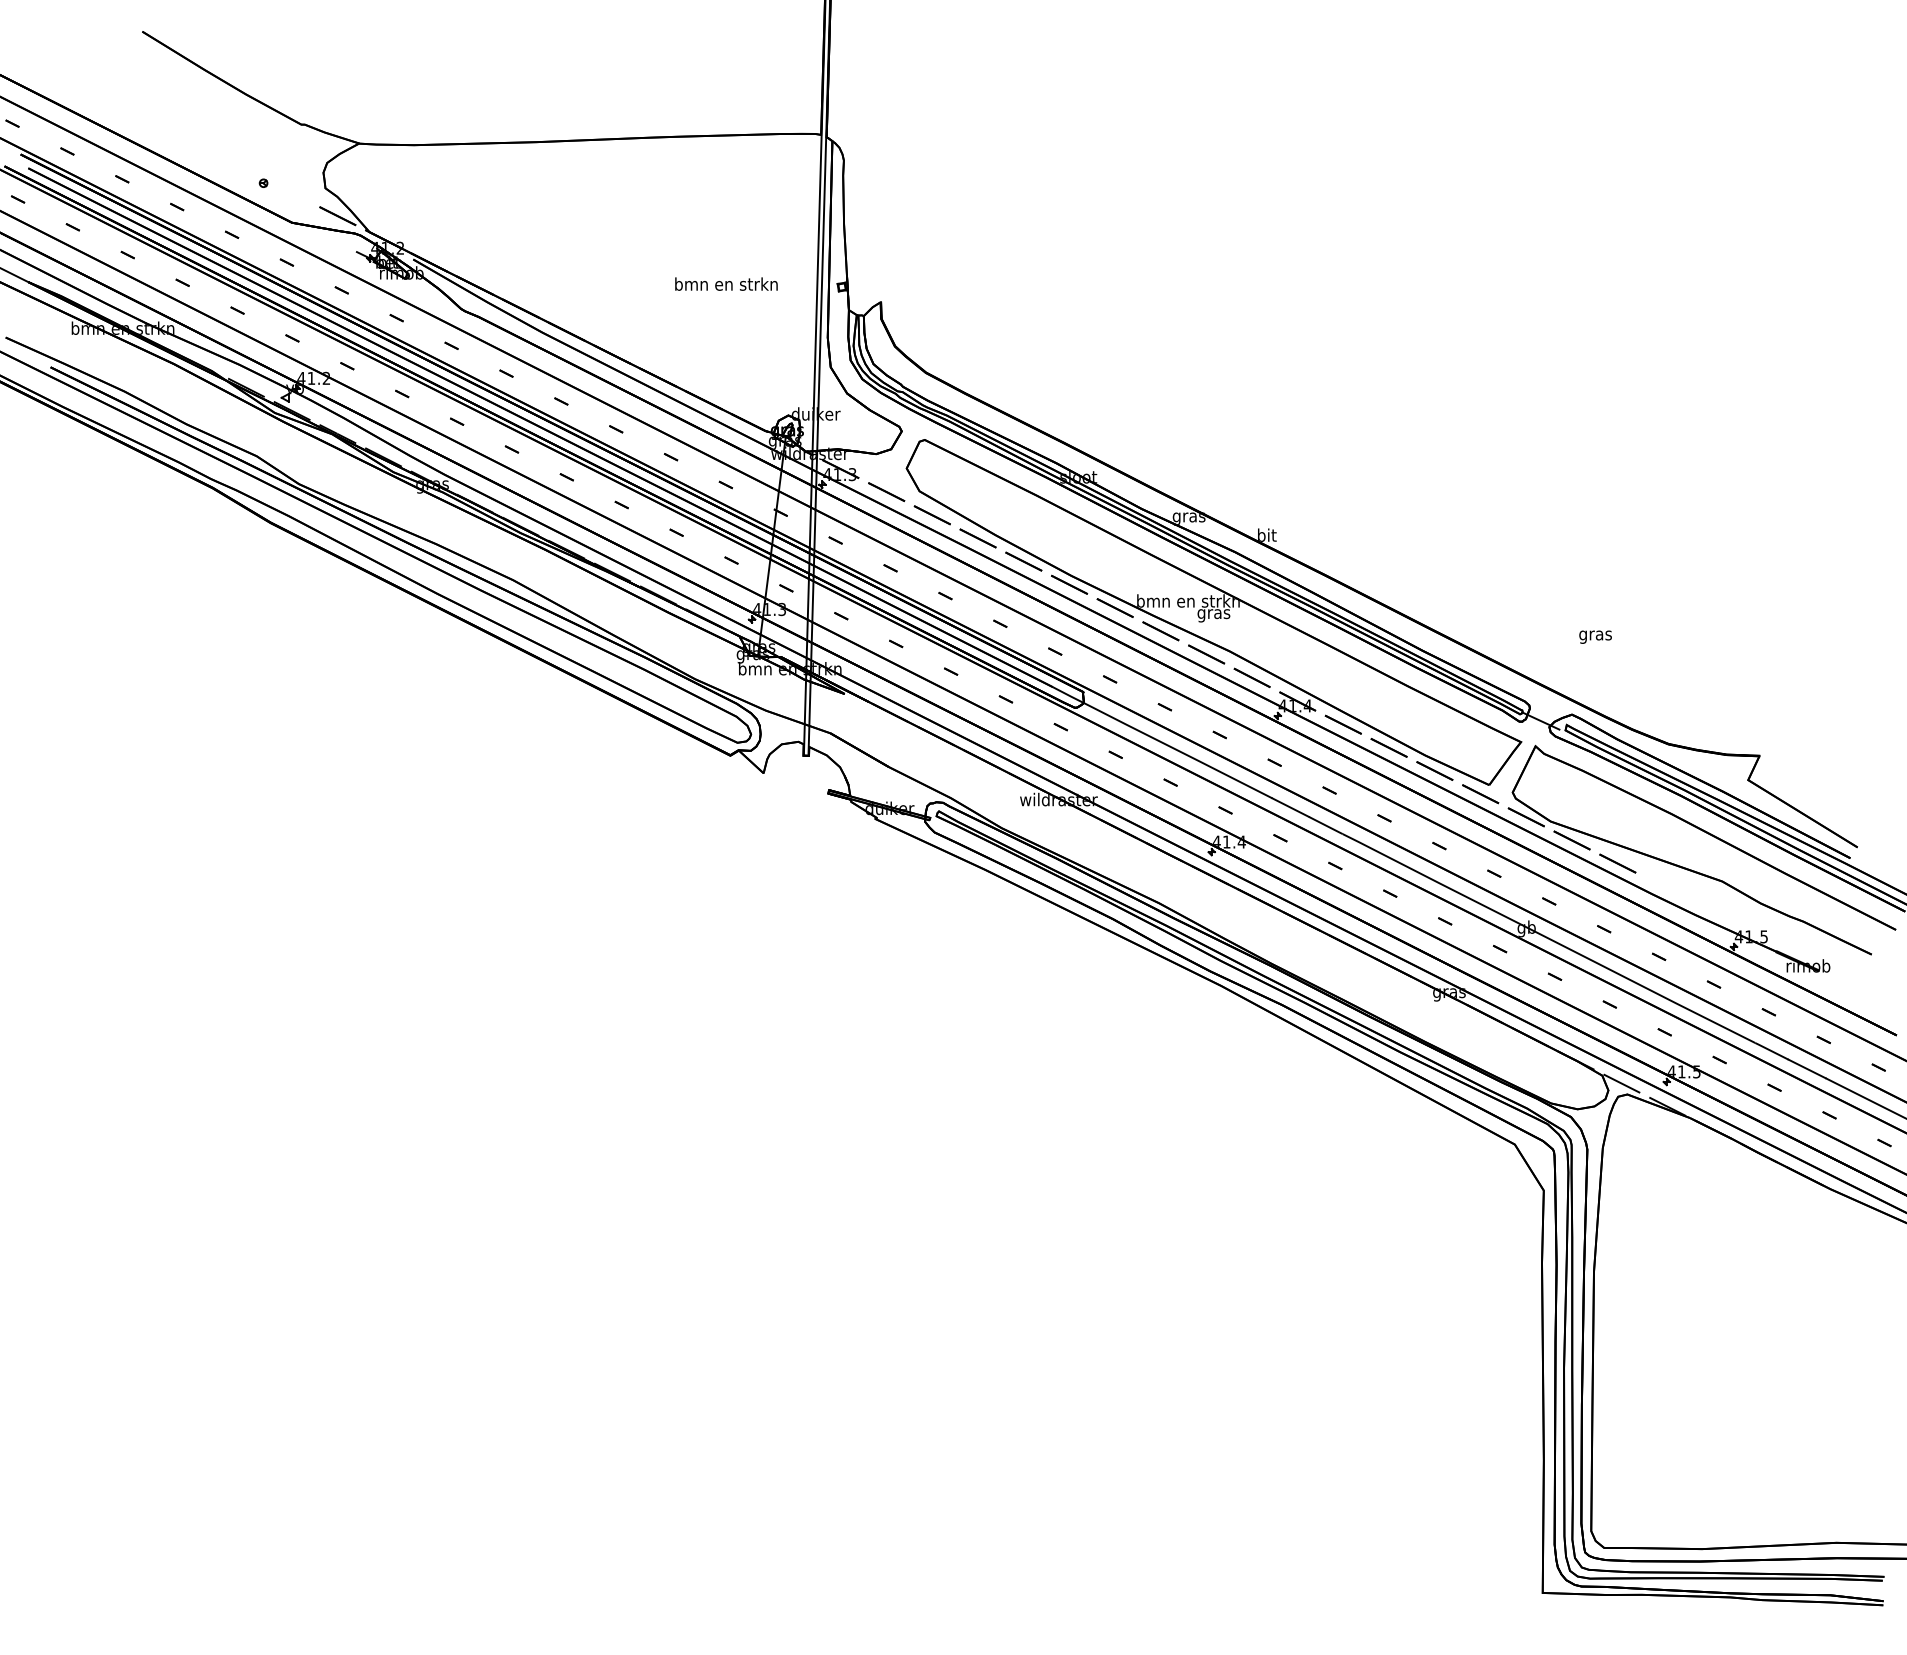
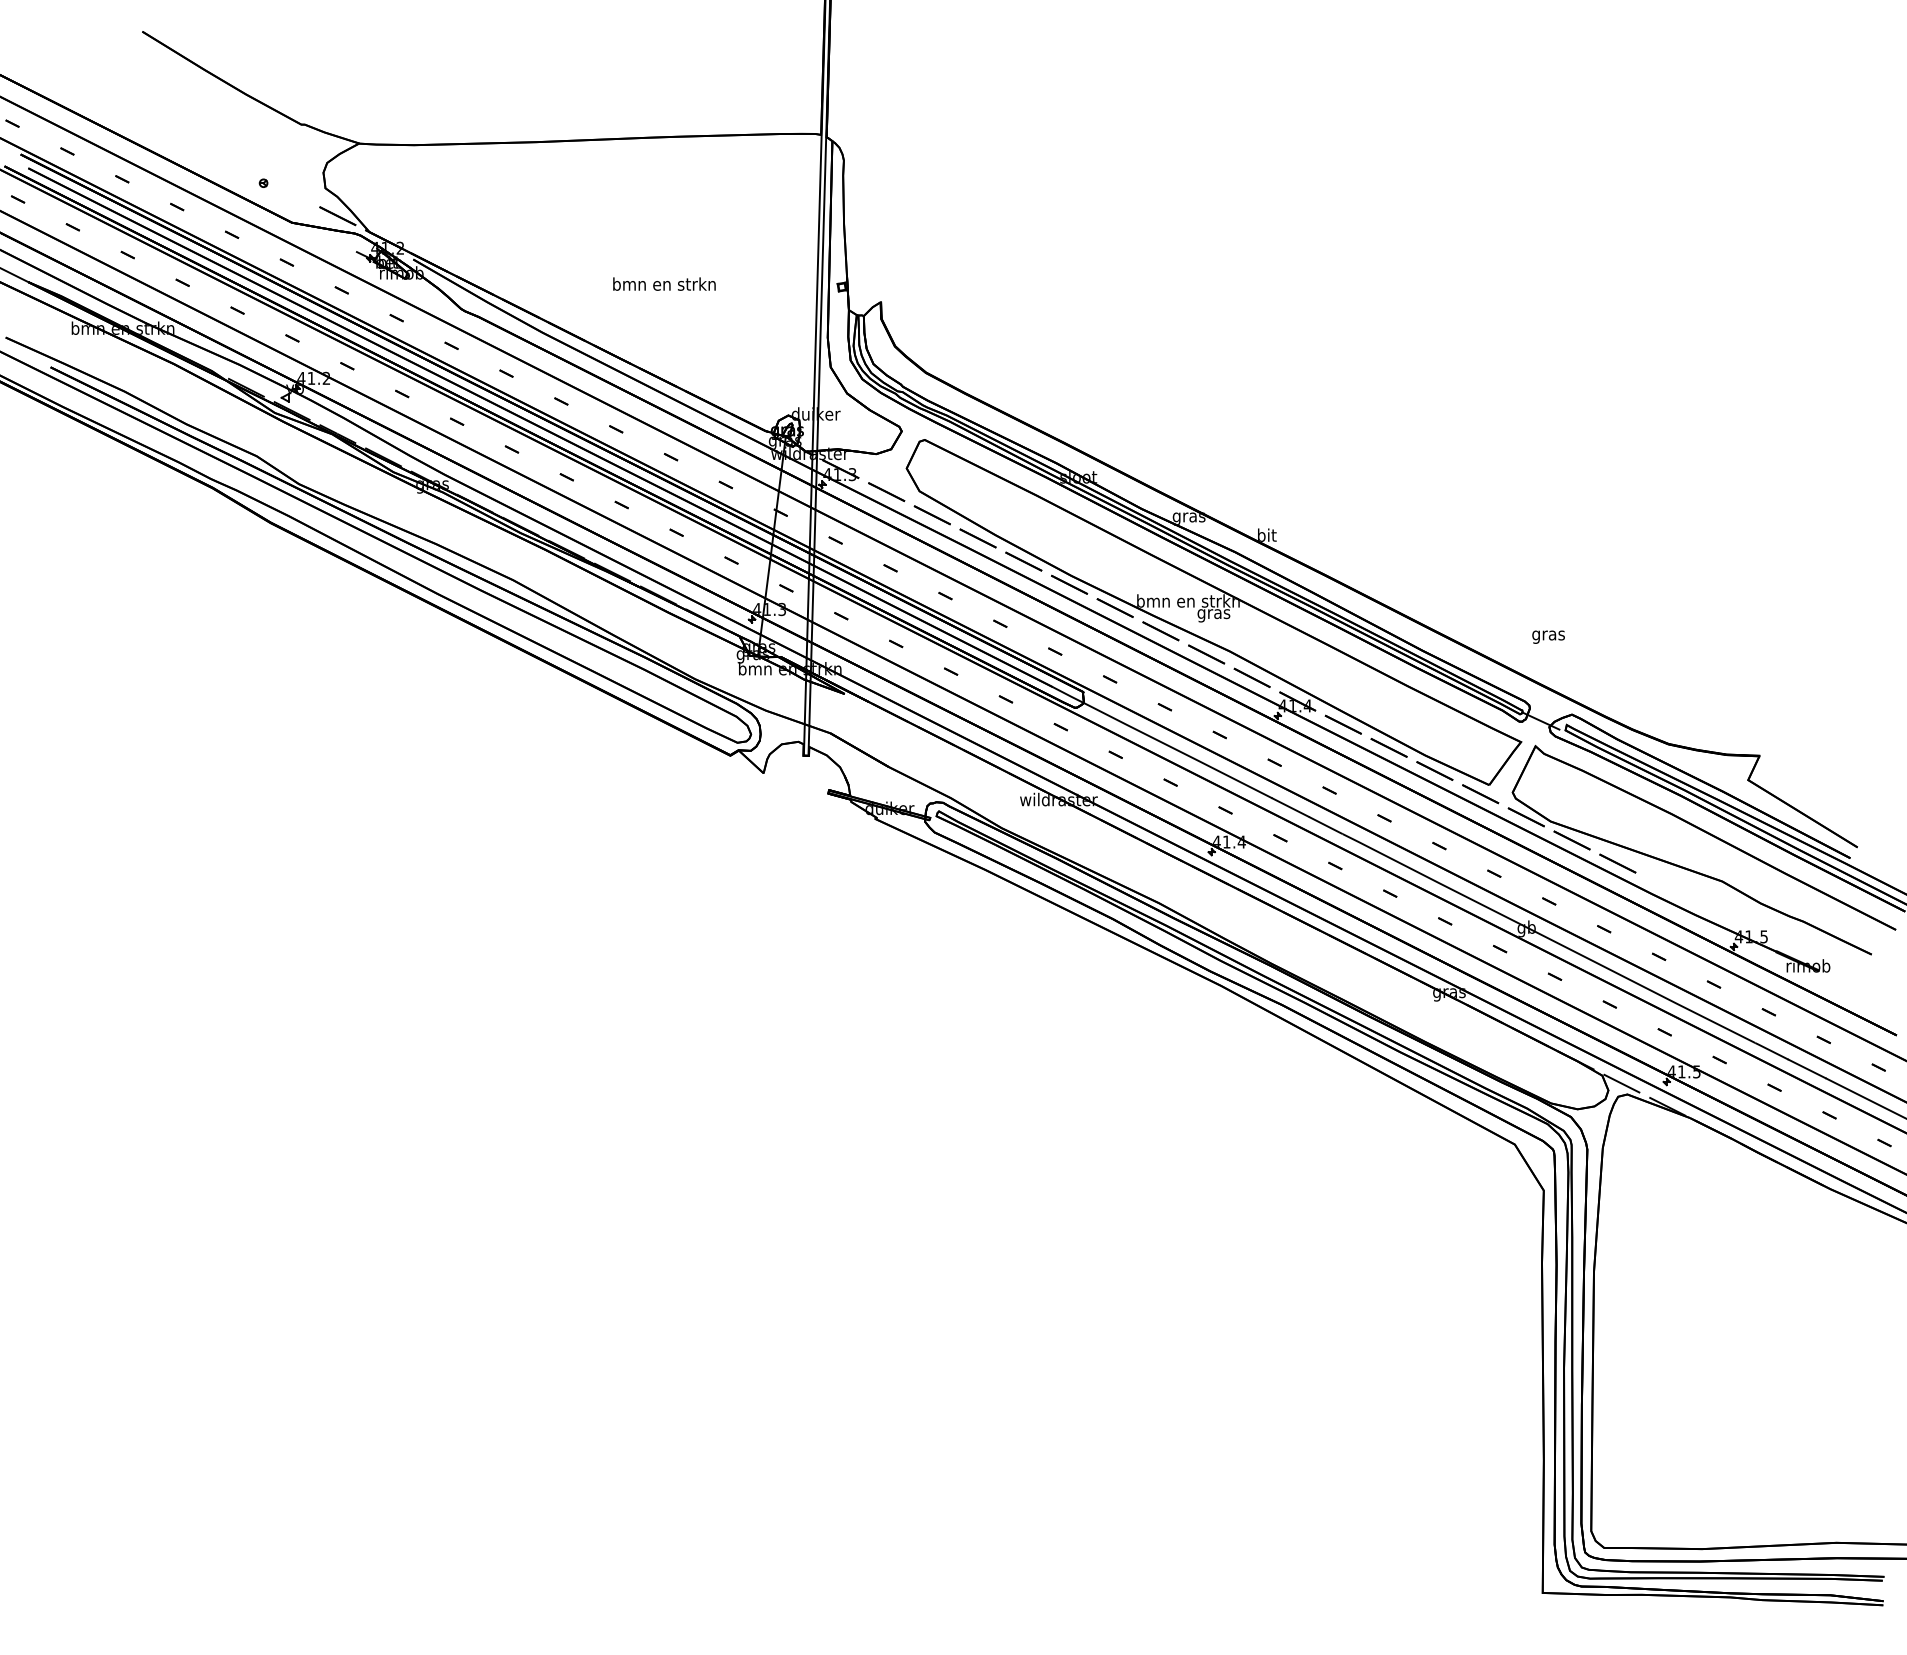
text position: (726, 283) -> (664, 283) (664, 283)
text position: (1595, 636) -> (1548, 636) (1548, 636)
